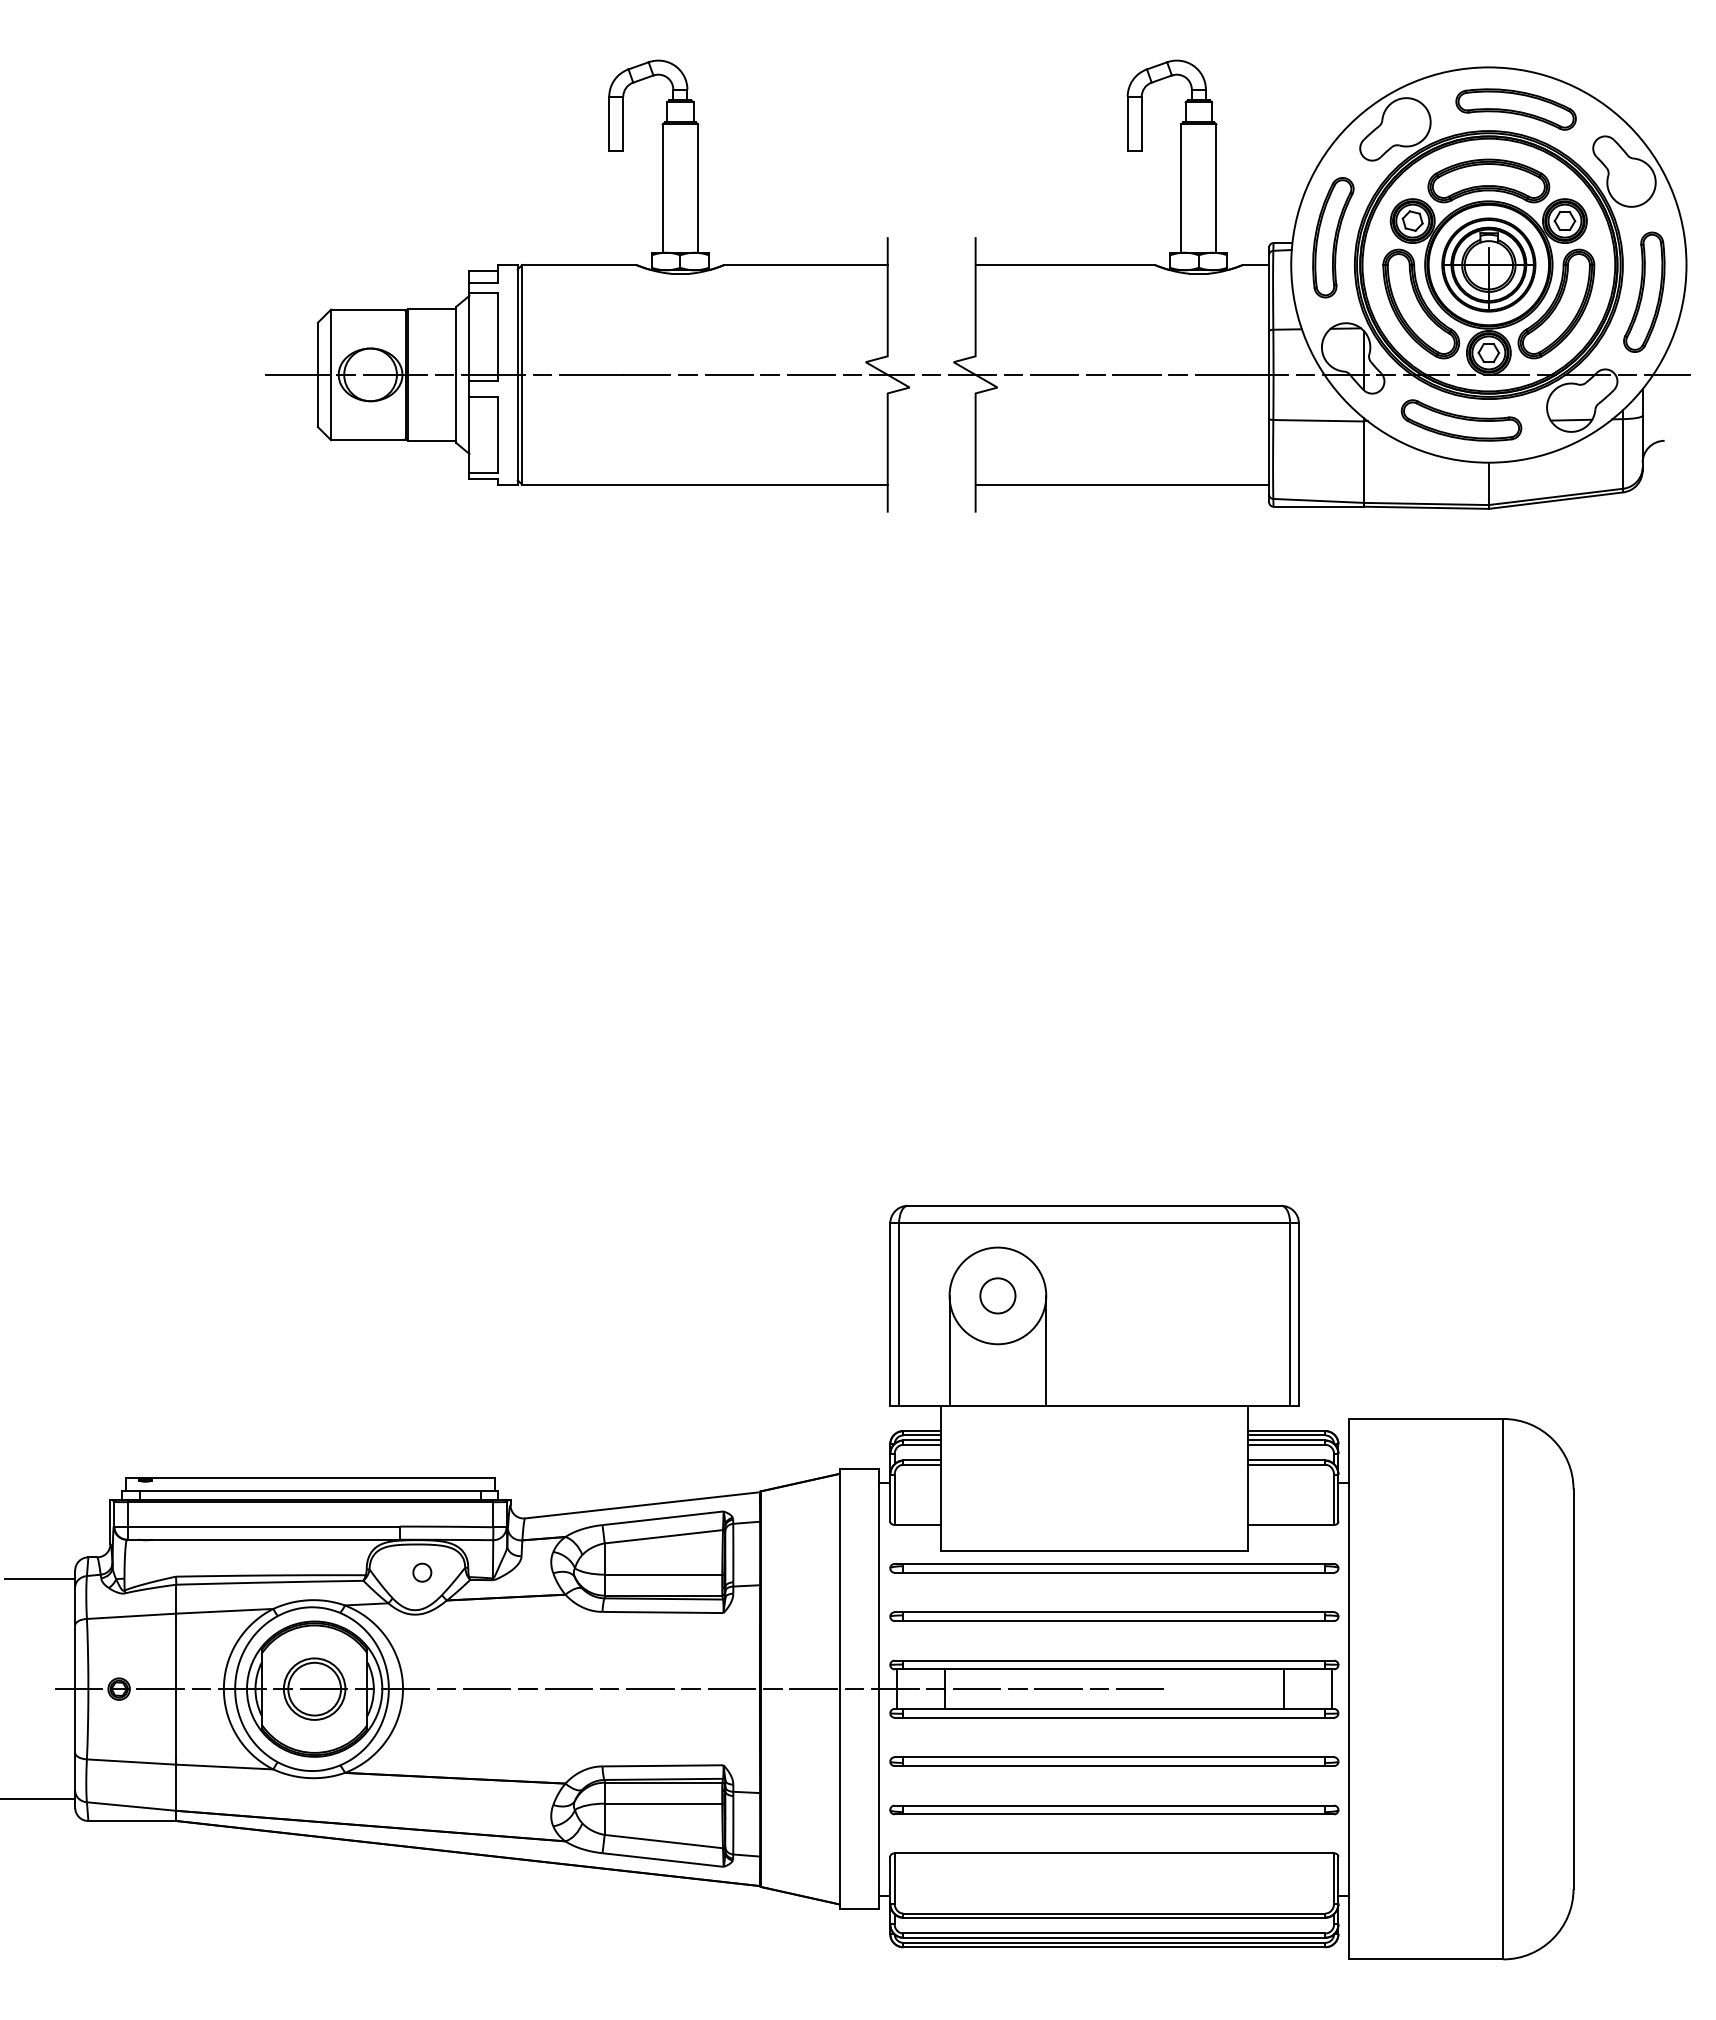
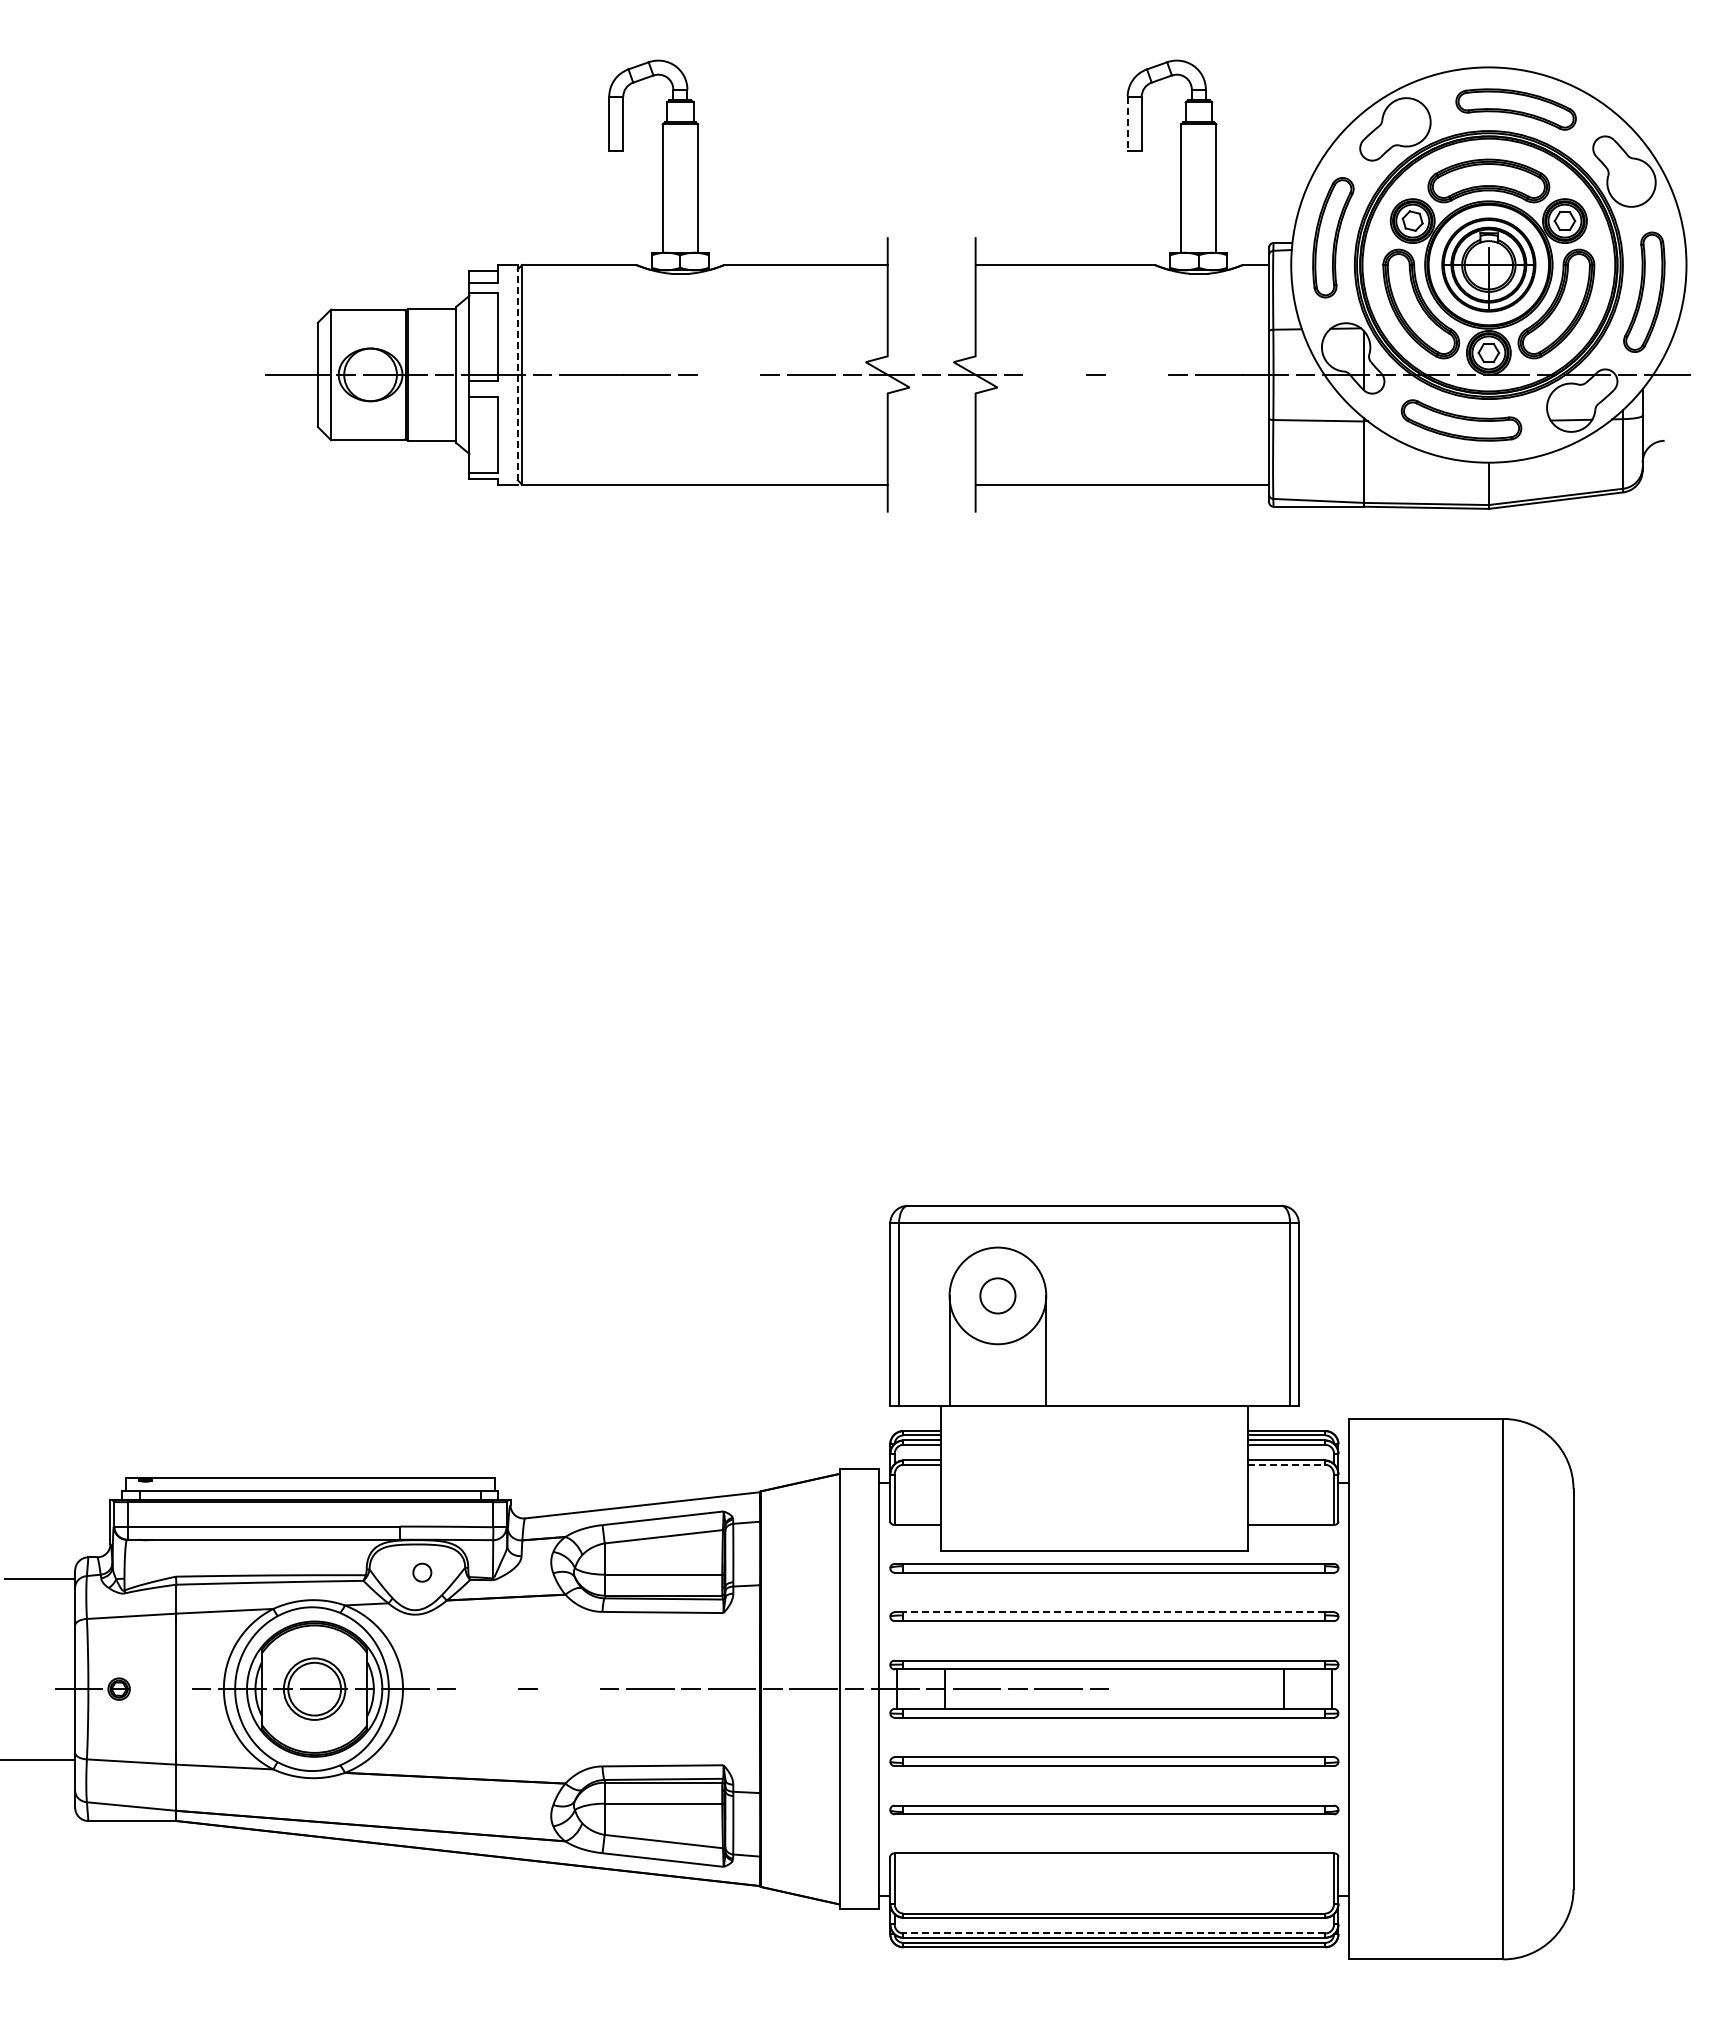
line: solid -> dashed (1127, 123)
line: solid -> dashed (517, 374)
line: present -> none (728, 374)
line: present -> none (1054, 374)
line: present -> none (1136, 374)
line: solid -> dashed (1287, 1464)
line: solid -> dashed (1114, 1612)
line: present -> none (160, 1689)
line: present -> none (486, 1689)
line: present -> none (568, 1689)
line: present -> none (1139, 1689)
line position: (38, 1799) -> (38, 1760) (38, 1760)
line: solid -> dashed (1114, 1933)
